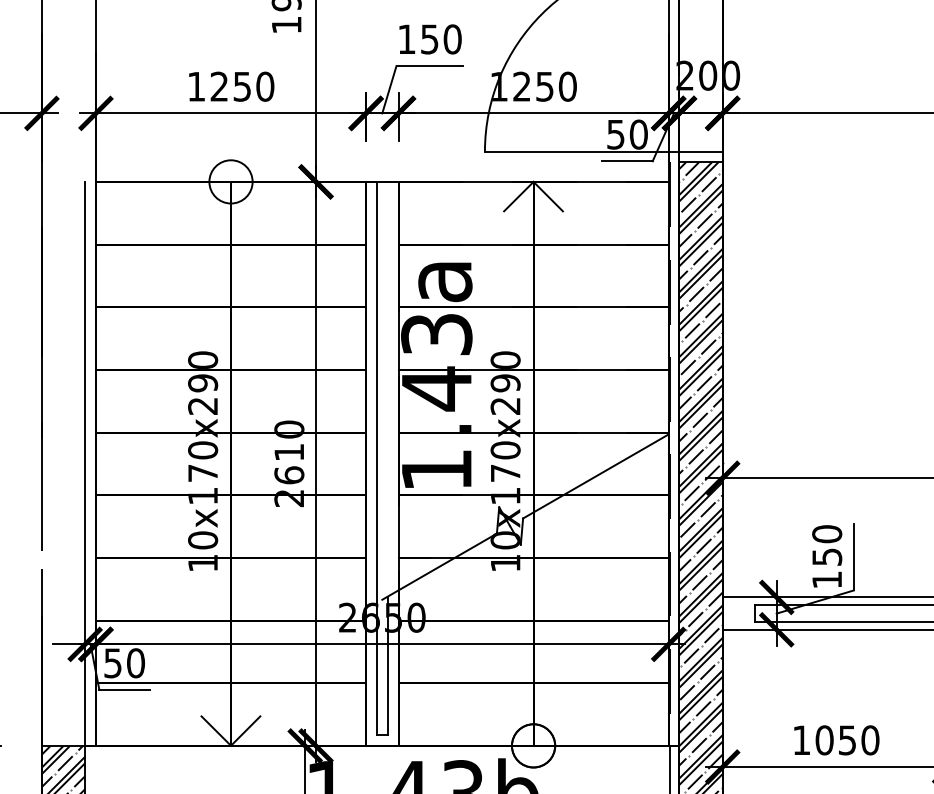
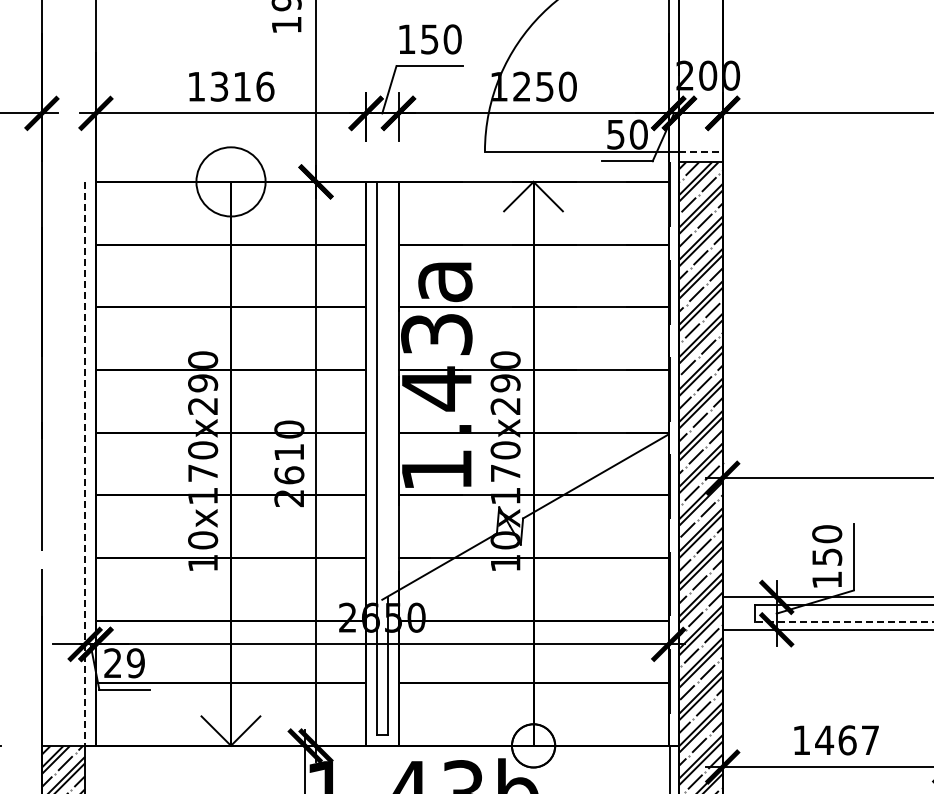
text: 1250 -> 1316 (242, 86)
line: solid -> dashed (701, 151)
circle diameter: 43 px -> 69 px (230, 181)
line: solid -> dashed (85, 464)
line: solid -> dashed (843, 622)
text: 50 -> 29 (124, 663)
text: 1050 -> 1467 (847, 740)
